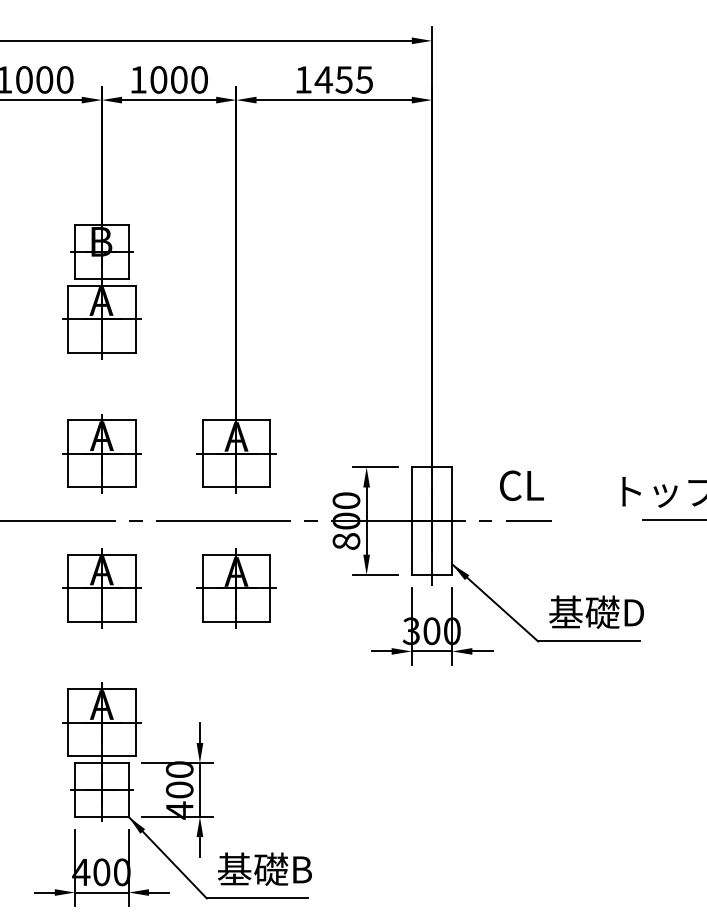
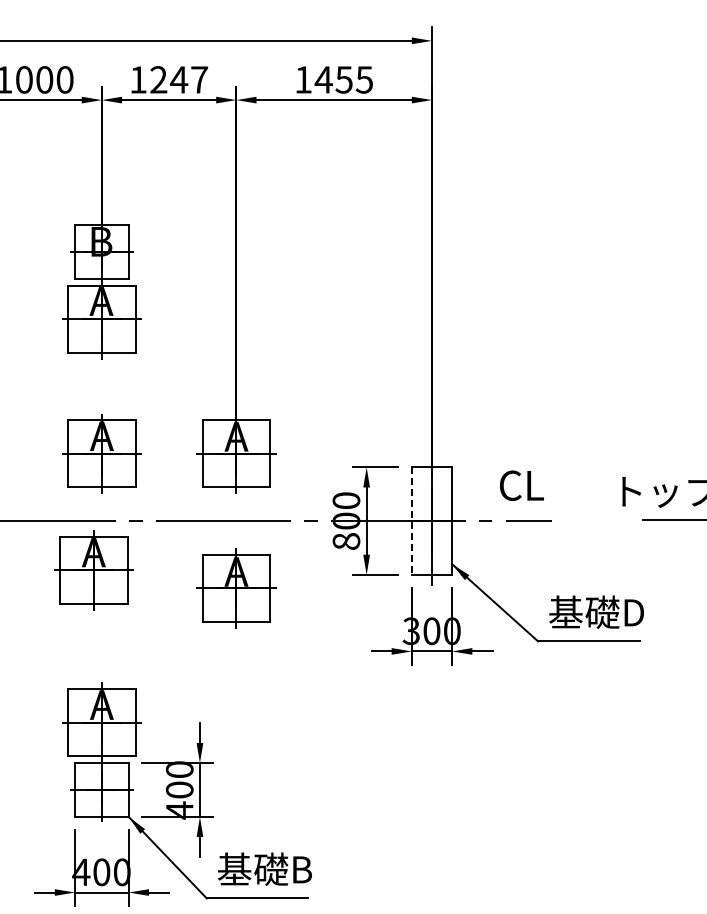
text: 1000 -> 1247 (179, 79)
line: solid -> dashed (411, 521)
part position: (101, 588) -> (93, 570) (93, 570)
